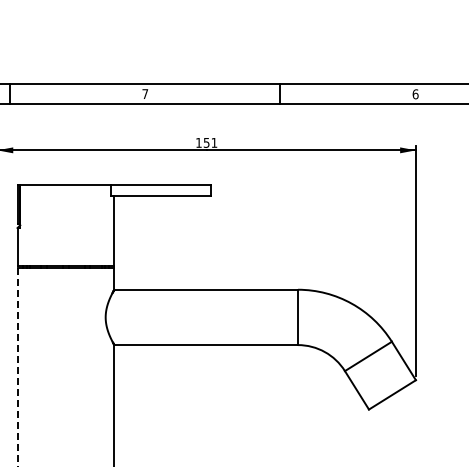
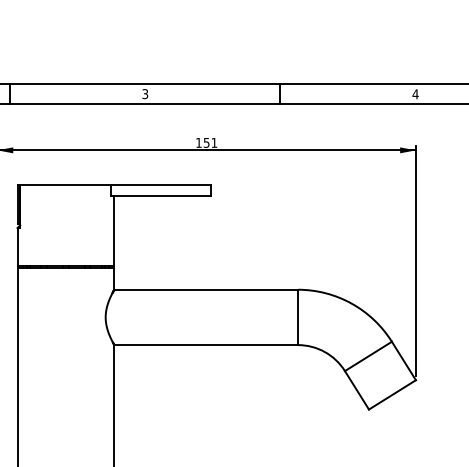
text: 7 -> 3 (145, 94)
text: 6 -> 4 (415, 94)
line: dashed -> solid (17, 366)
